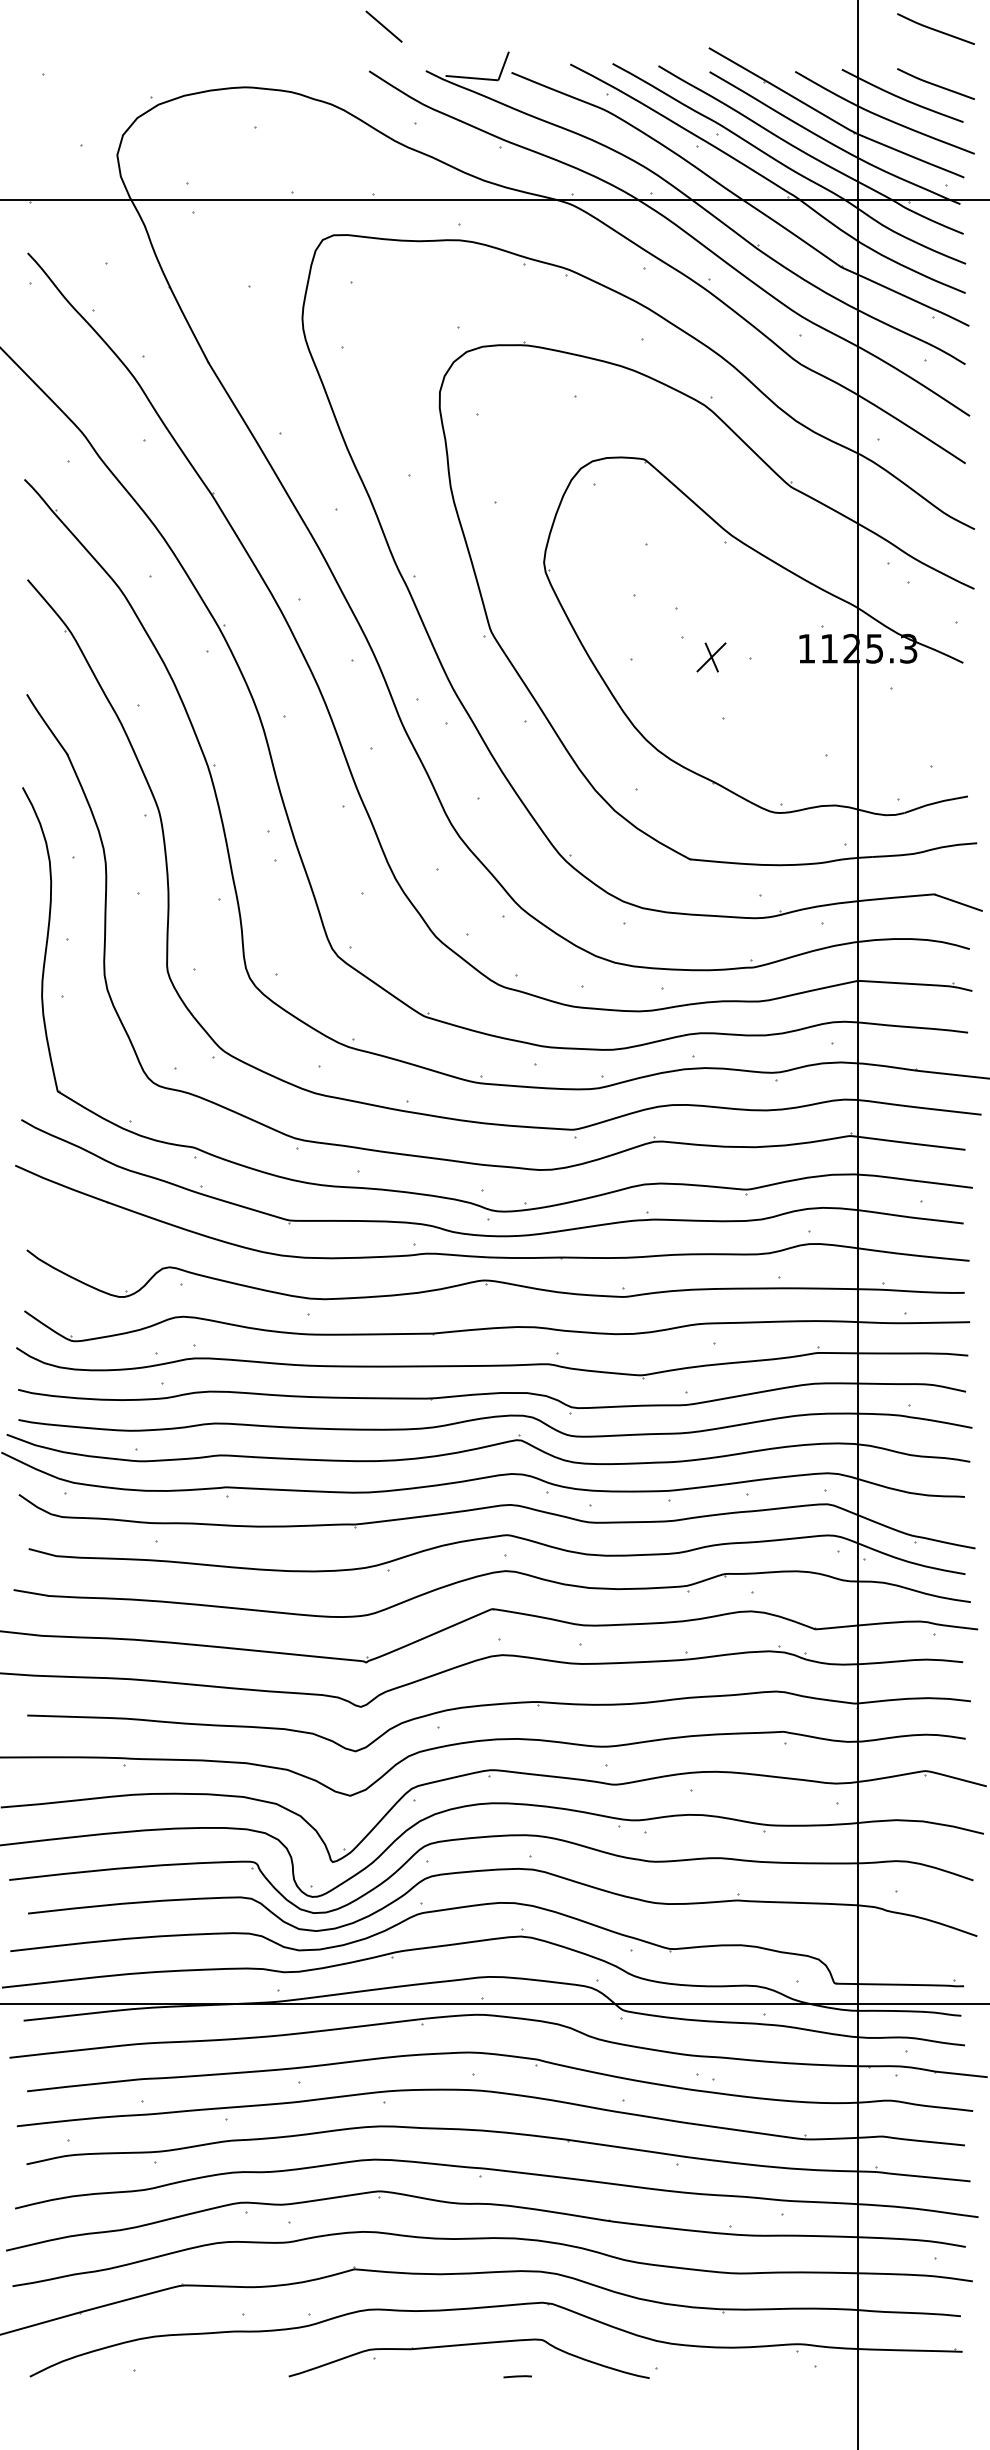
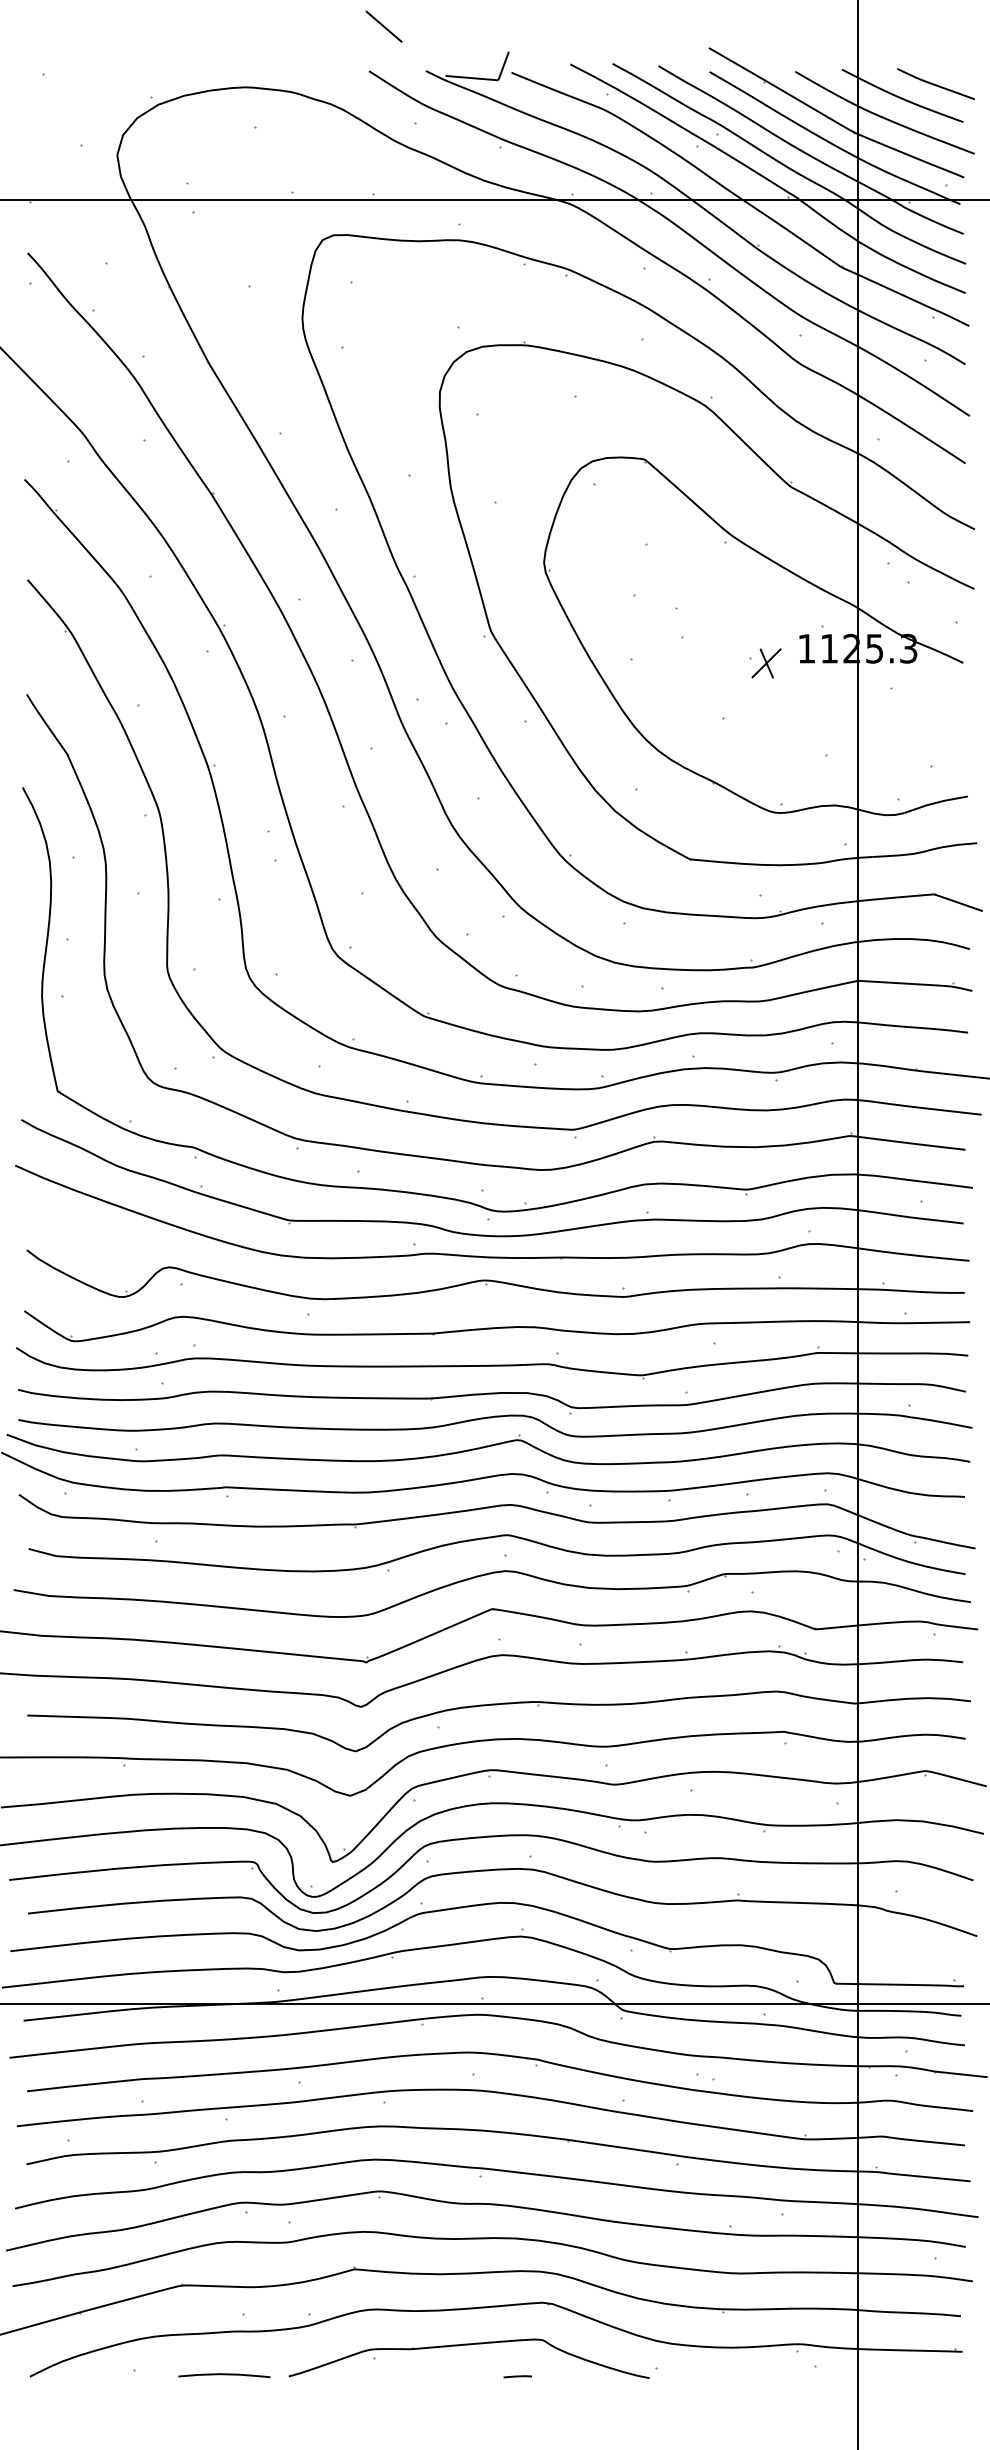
curve: present -> none (934, 28)
part position: (711, 657) -> (766, 663) (766, 663)
curve: none -> present (224, 2375)
